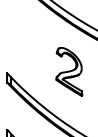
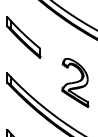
part: none -> present (23, 37)
part position: (69, 71) -> (75, 82) (75, 82)
